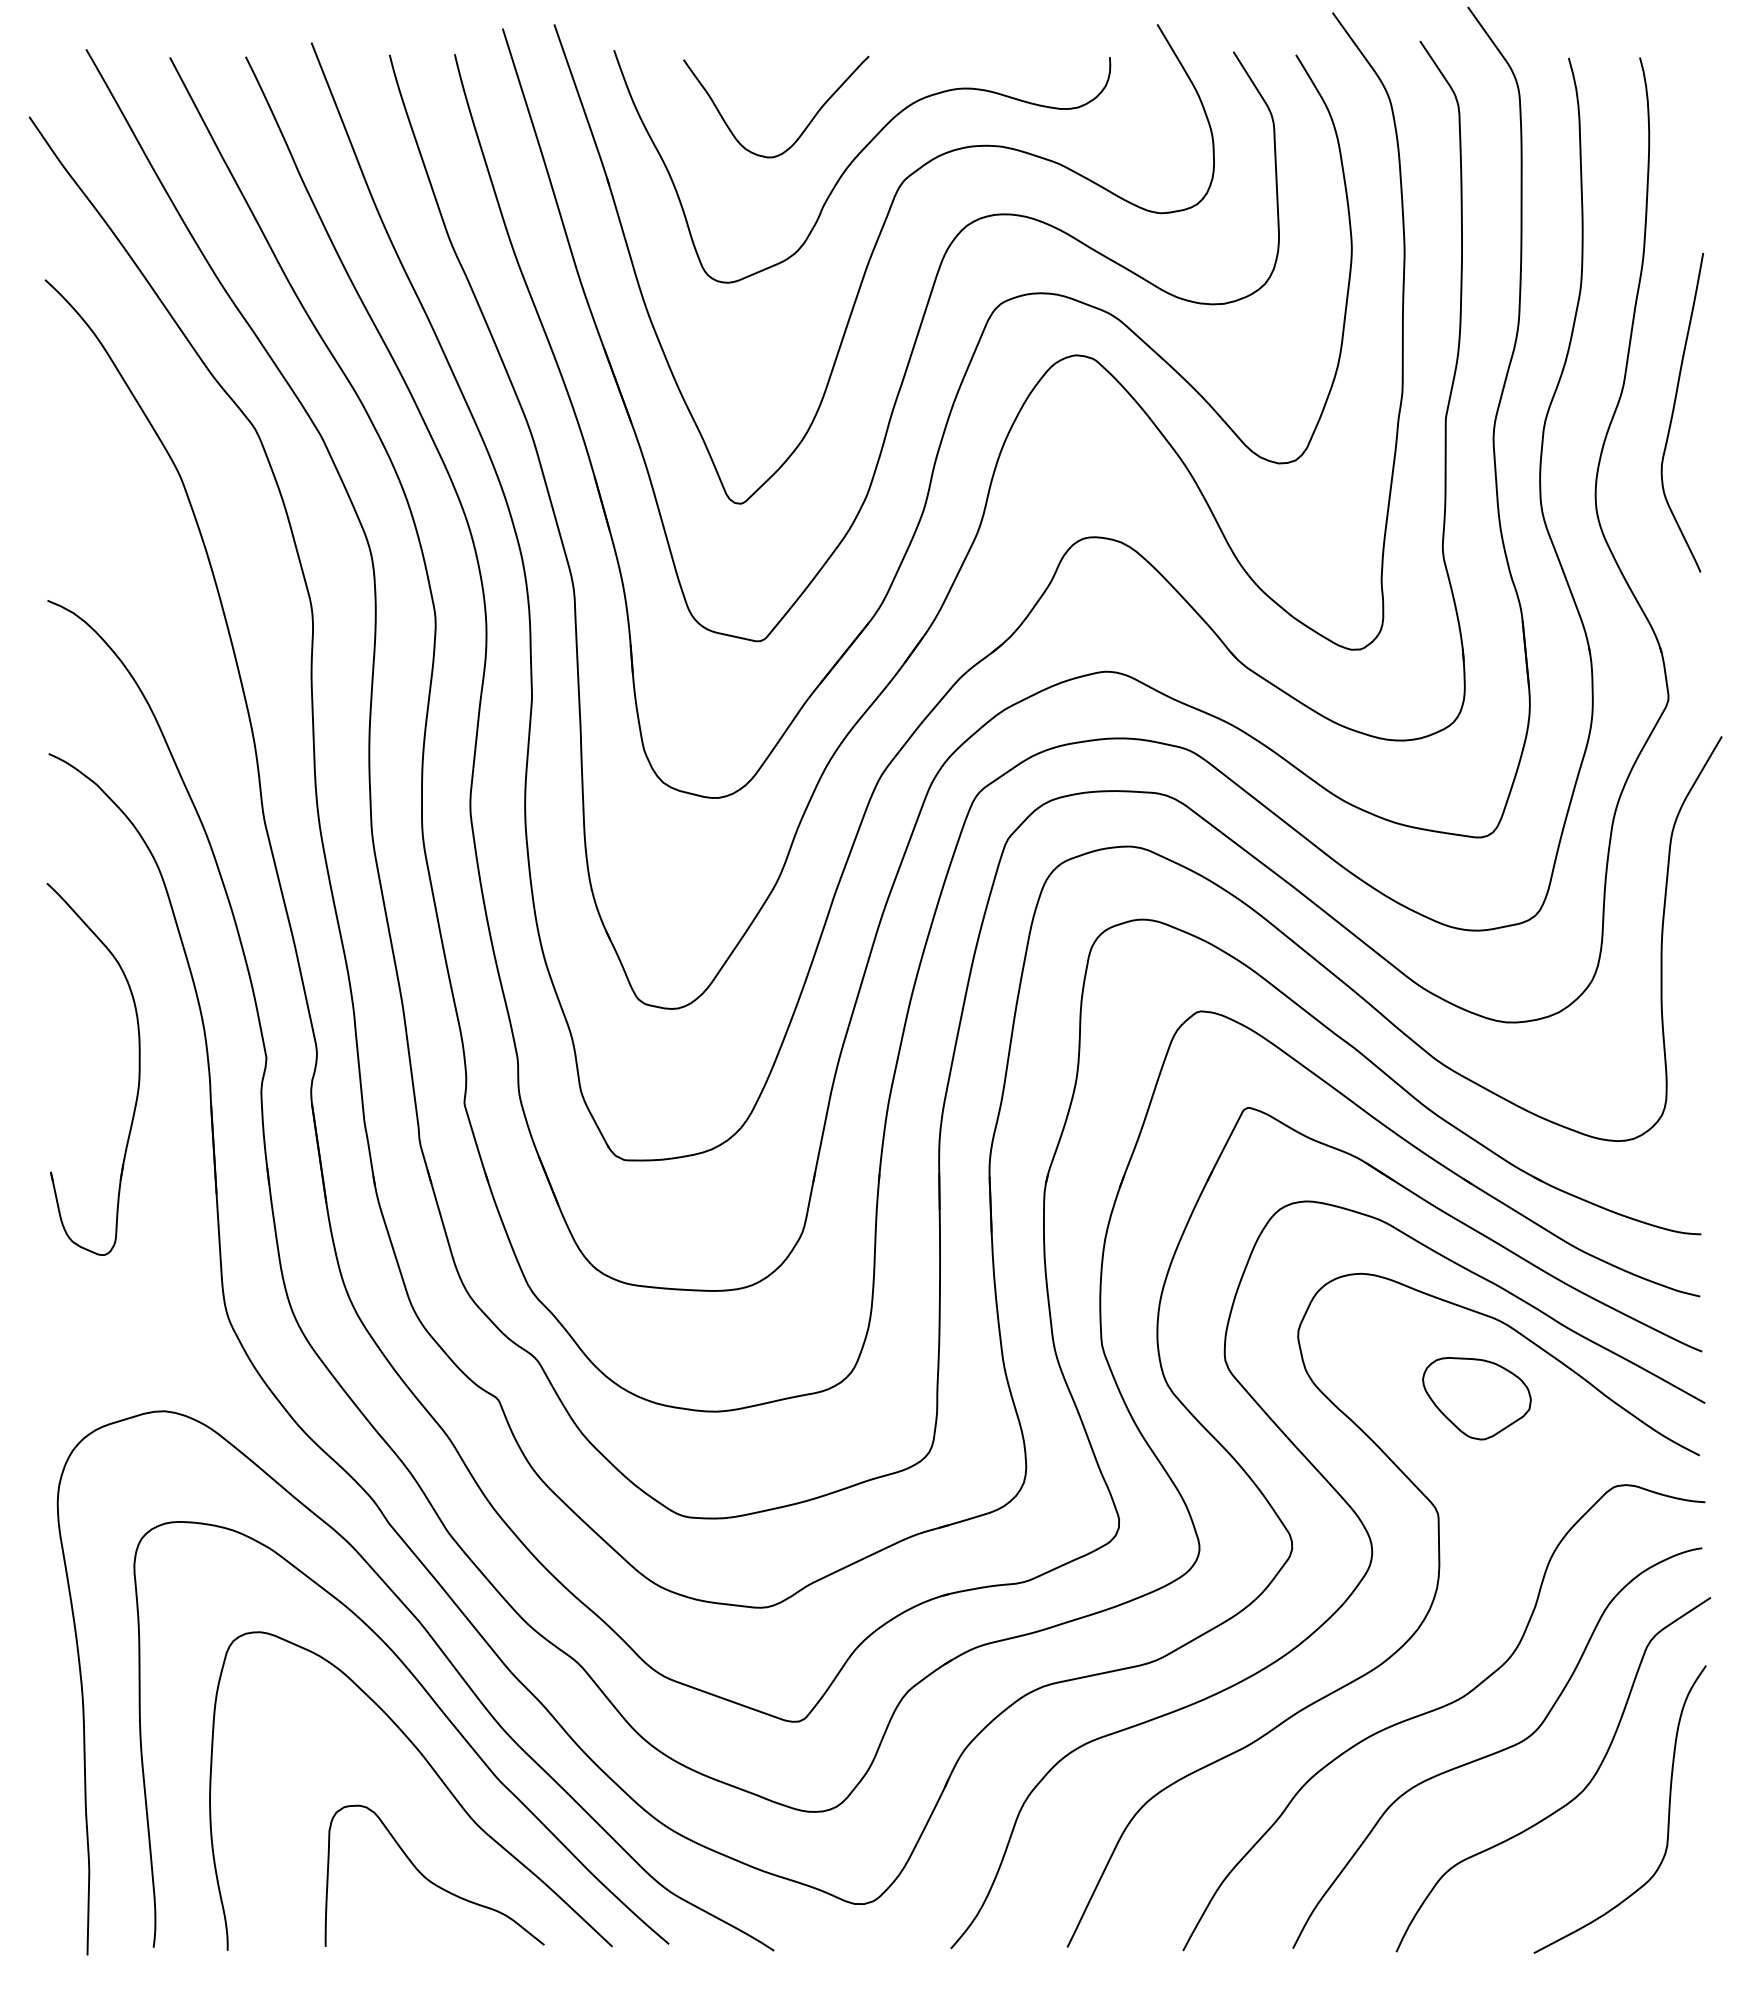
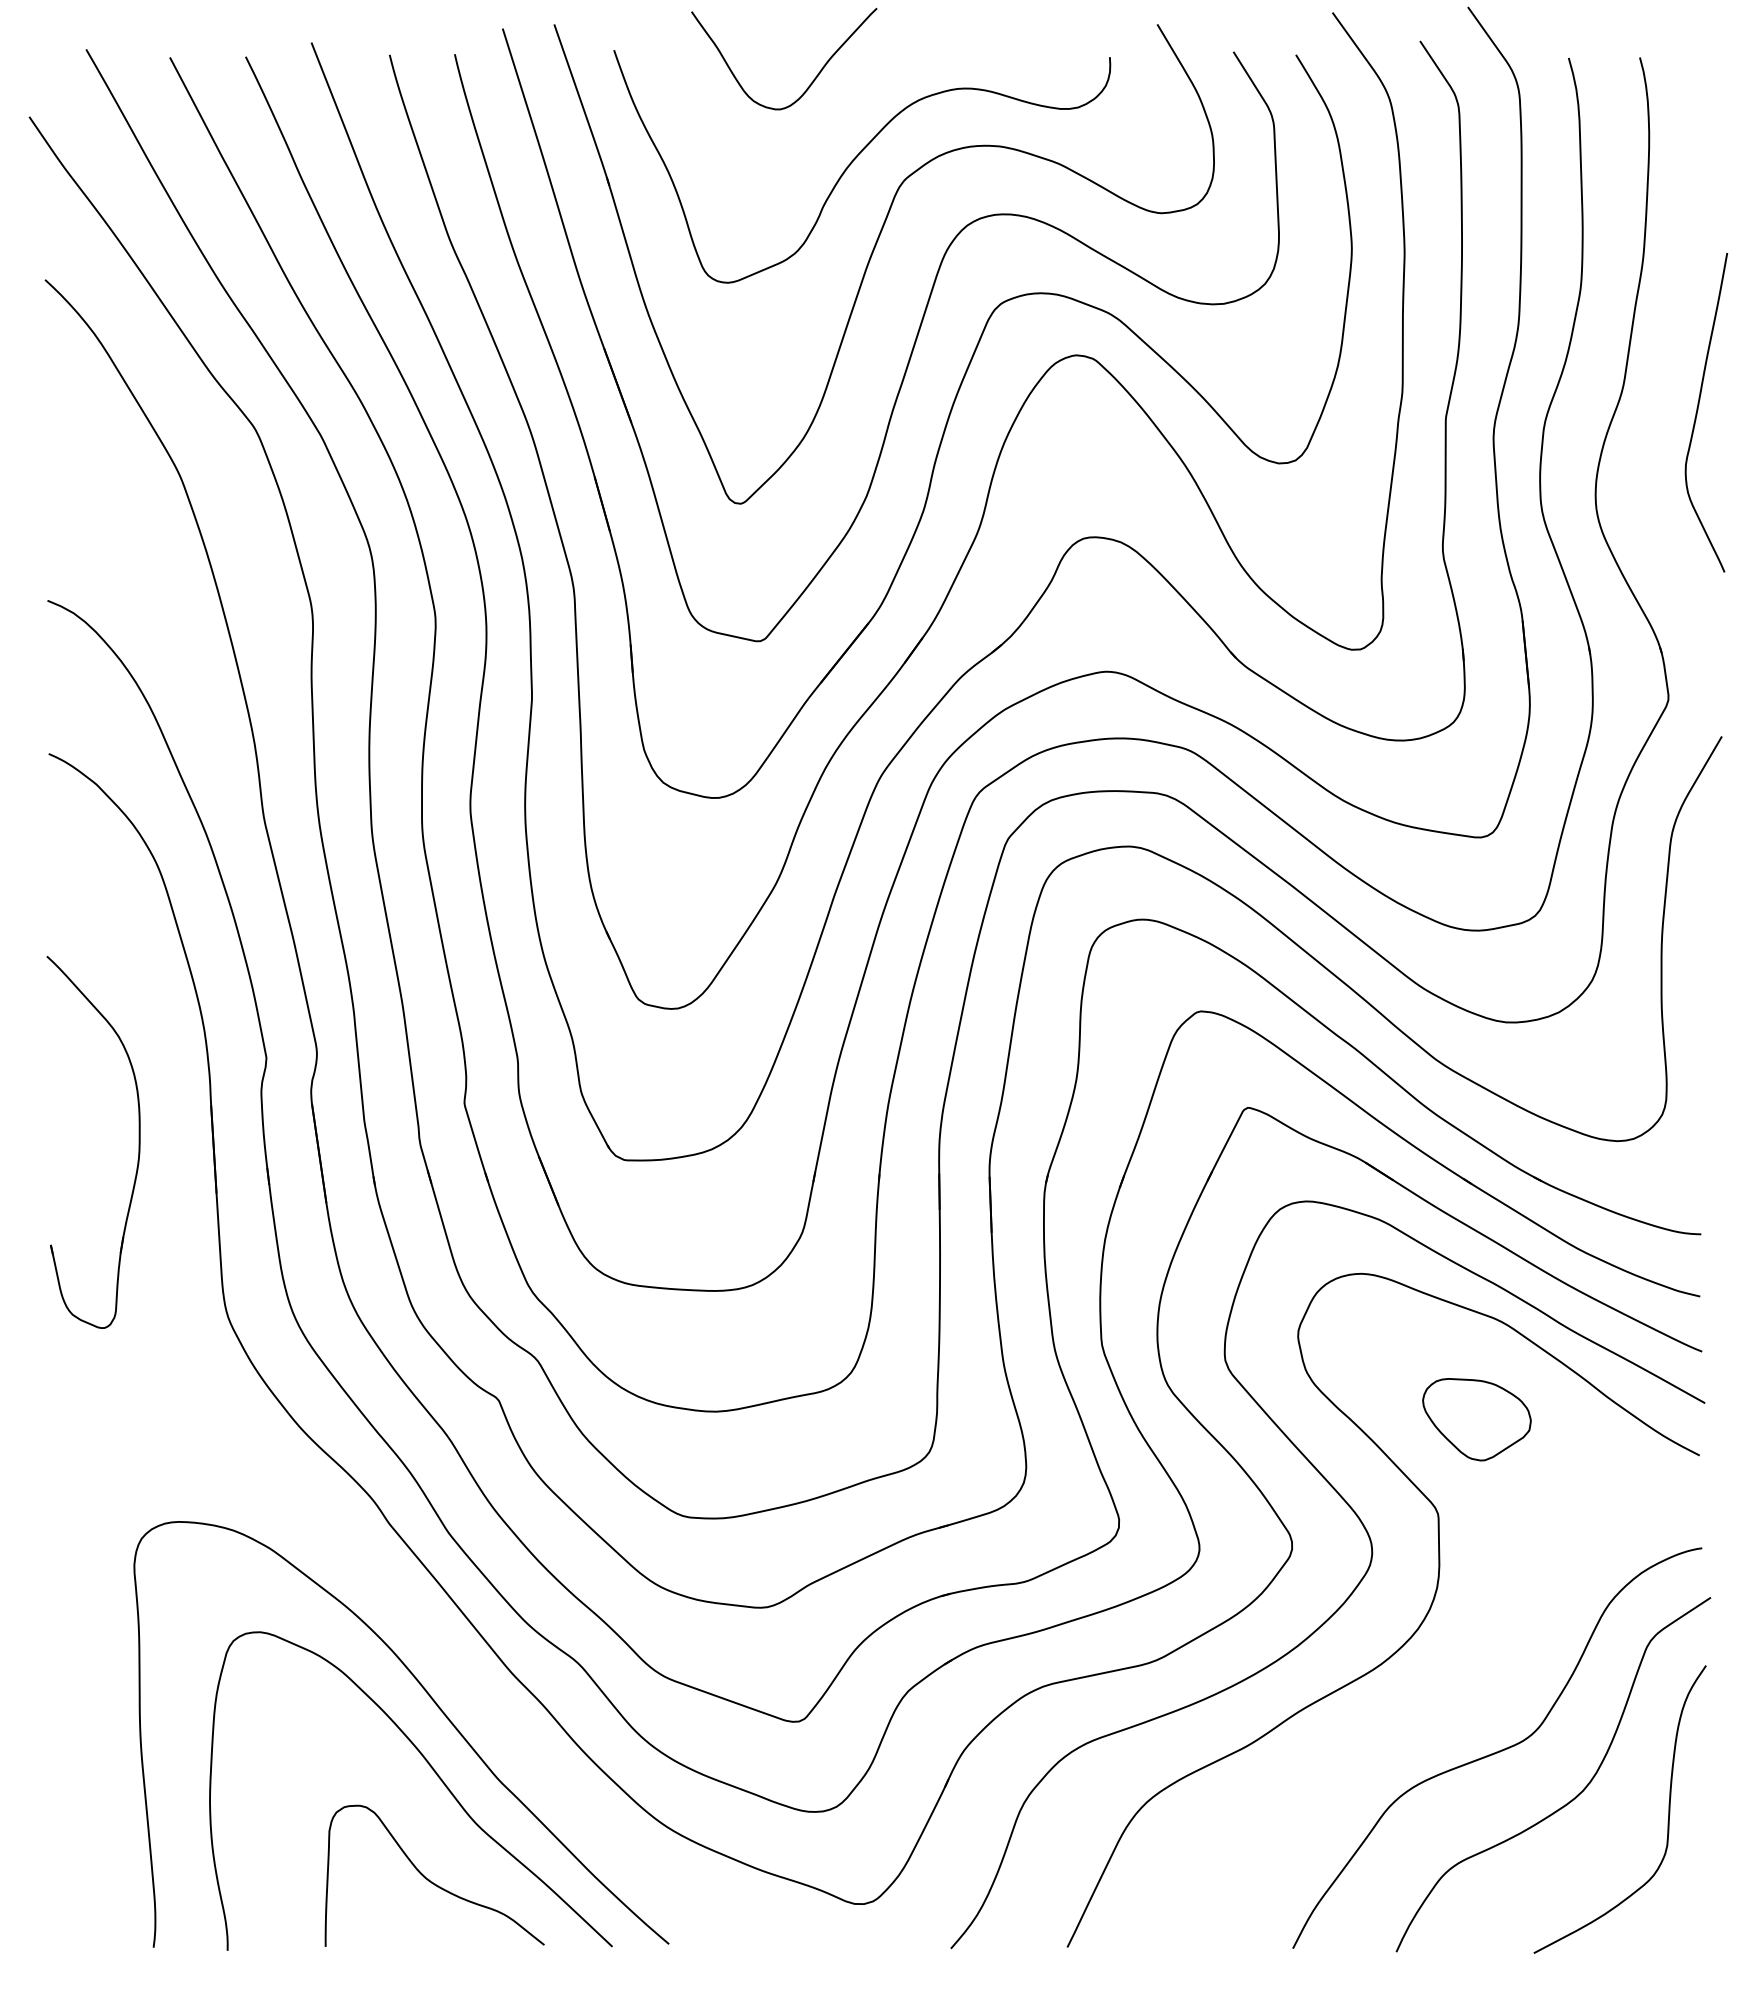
curve position: (804, 128) -> (812, 80) (812, 80)
curve position: (1674, 410) -> (1698, 410) (1698, 410)
part position: (138, 1069) -> (138, 1142) (138, 1142)
part position: (1476, 1398) -> (1476, 1419) (1476, 1419)
curve: present -> none (445, 1657)
curve: present -> none (1439, 1709)
